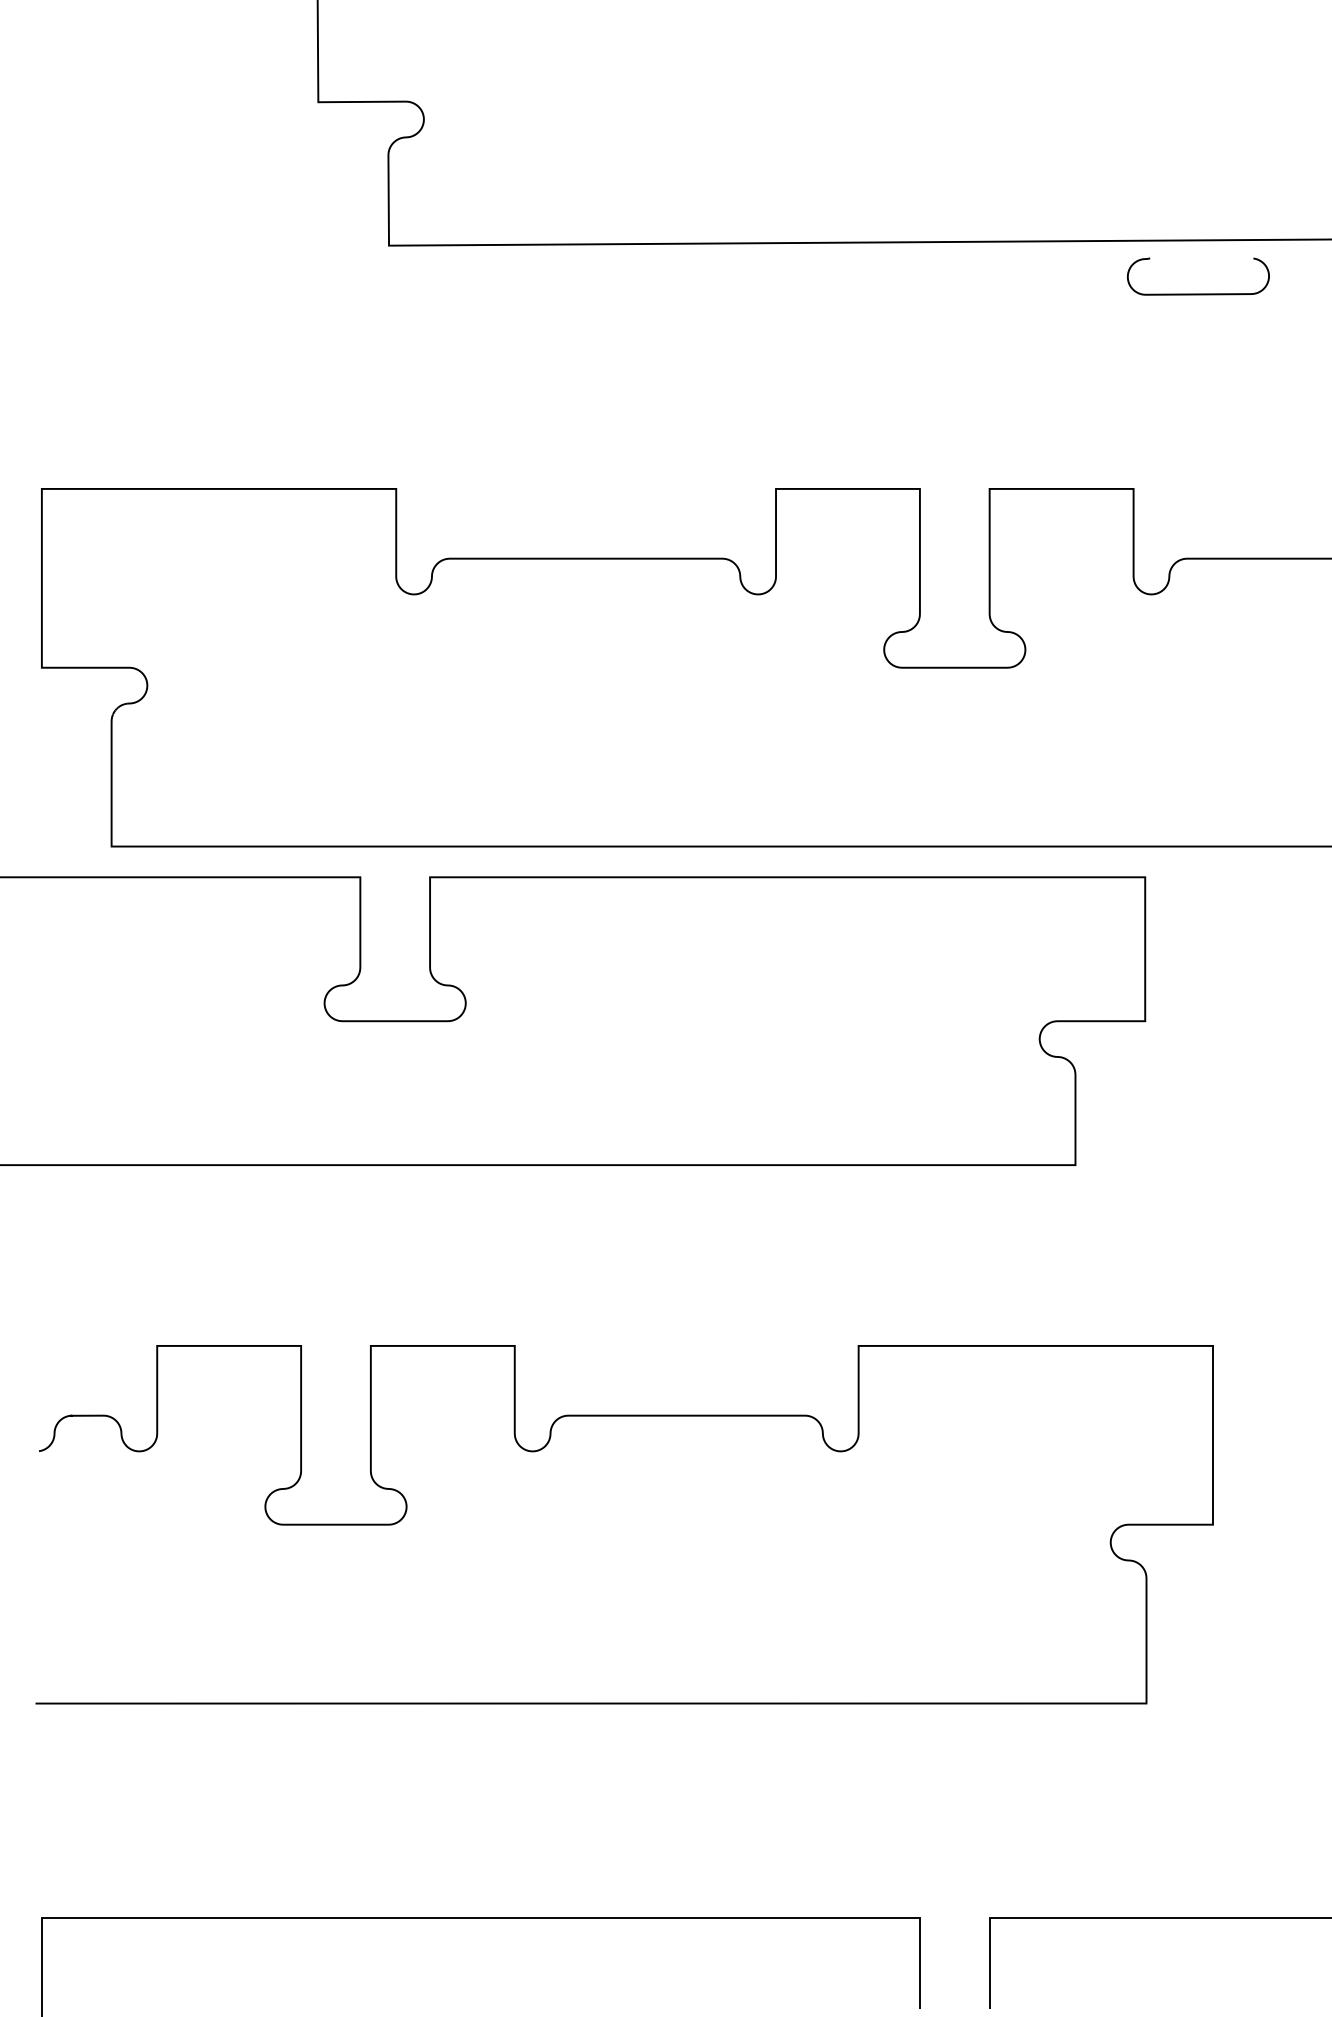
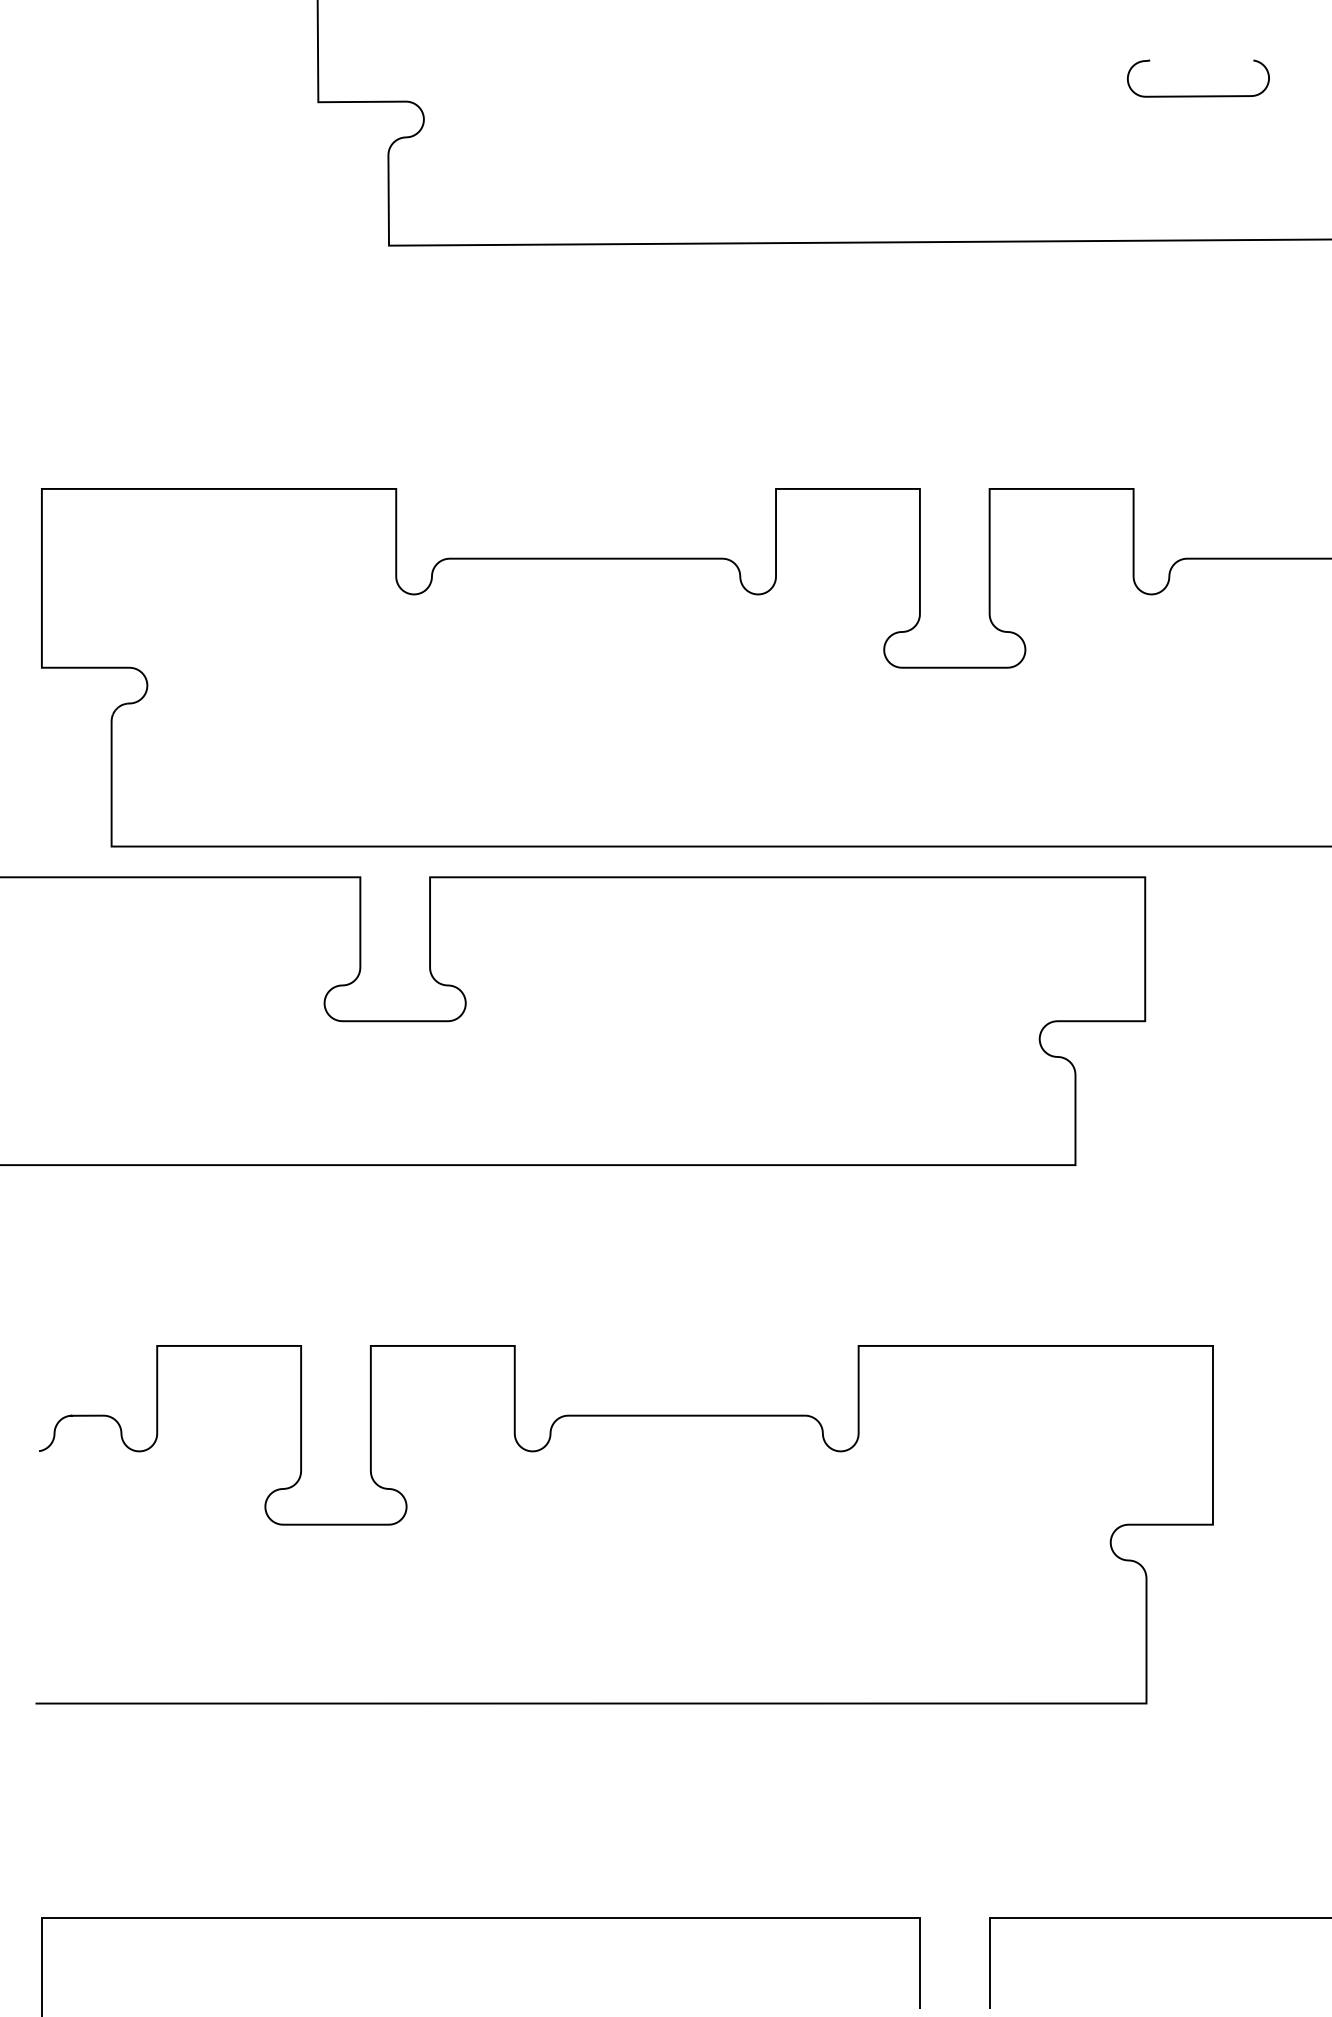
curve position: (1198, 293) -> (1198, 95) (1198, 95)
